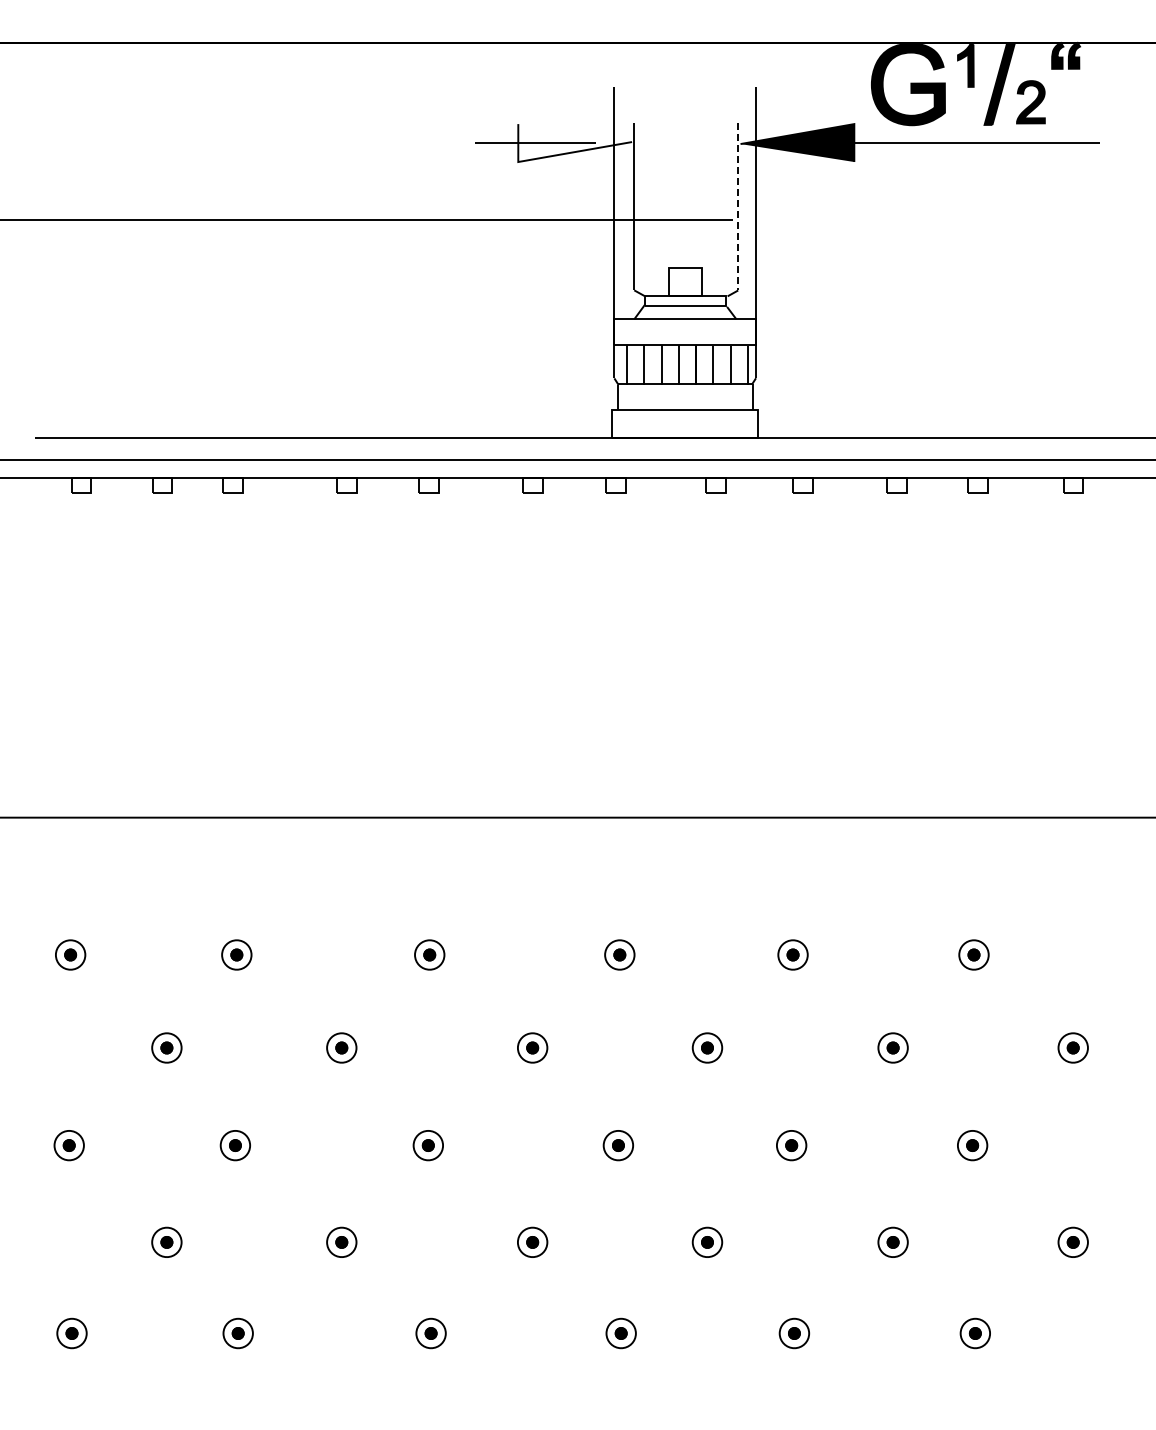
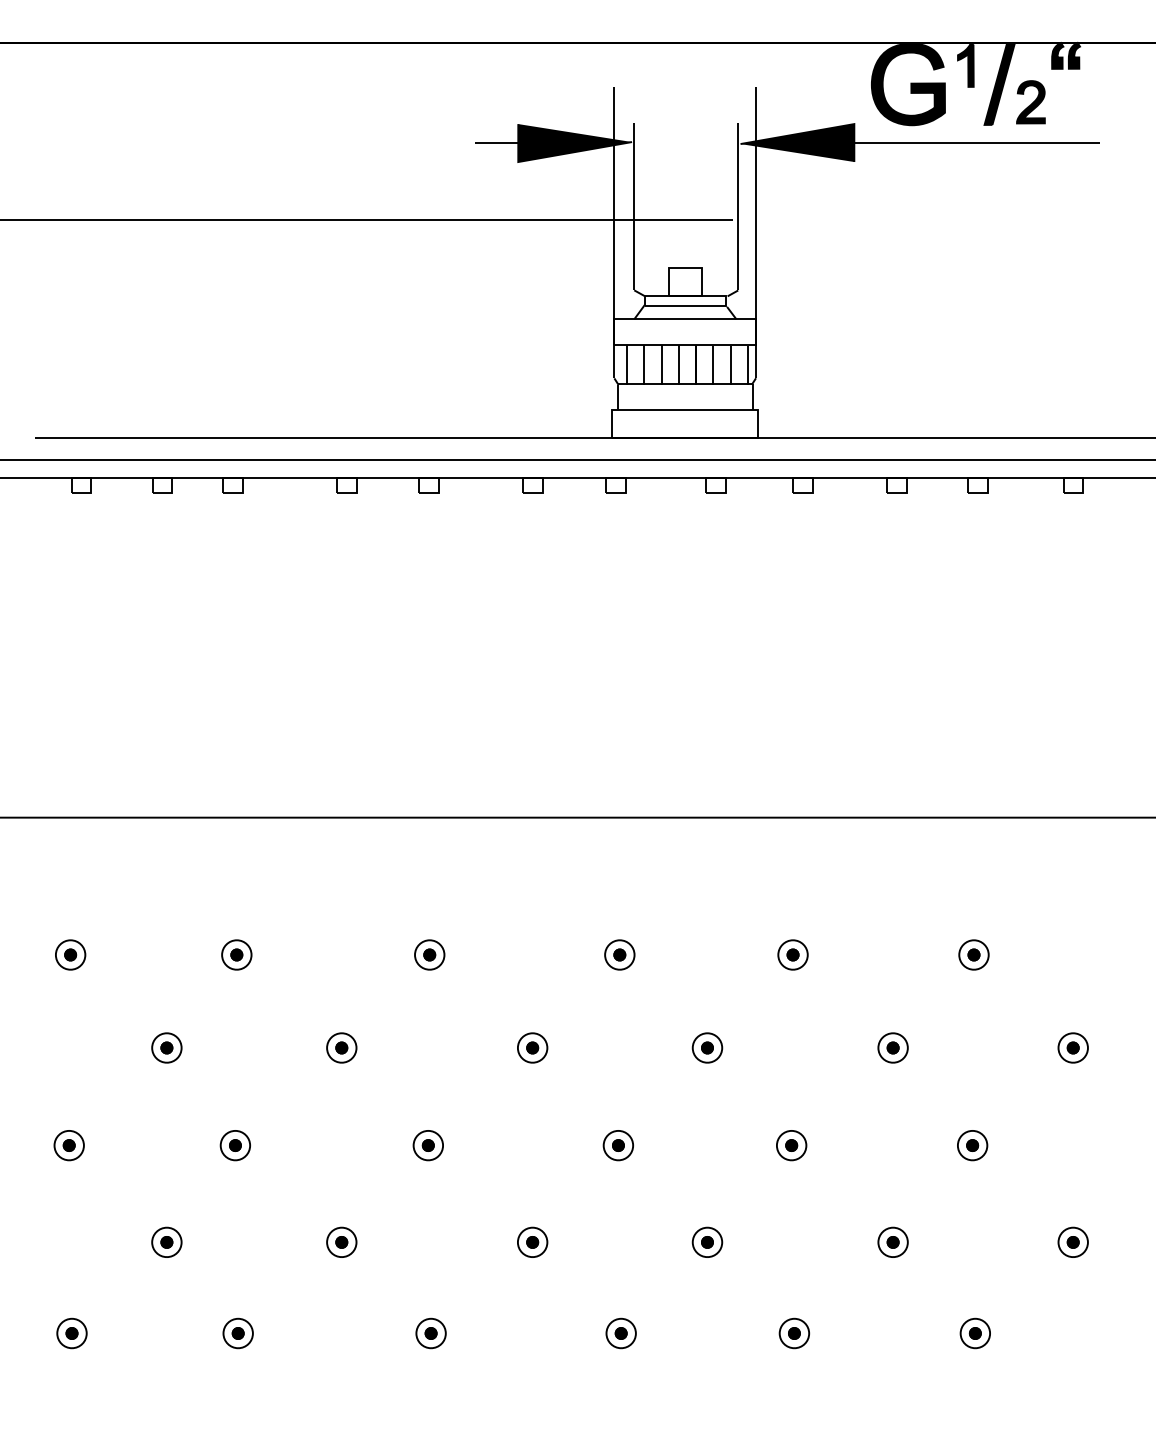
fill: none -> present (575, 143)
line: dashed -> solid (738, 207)
